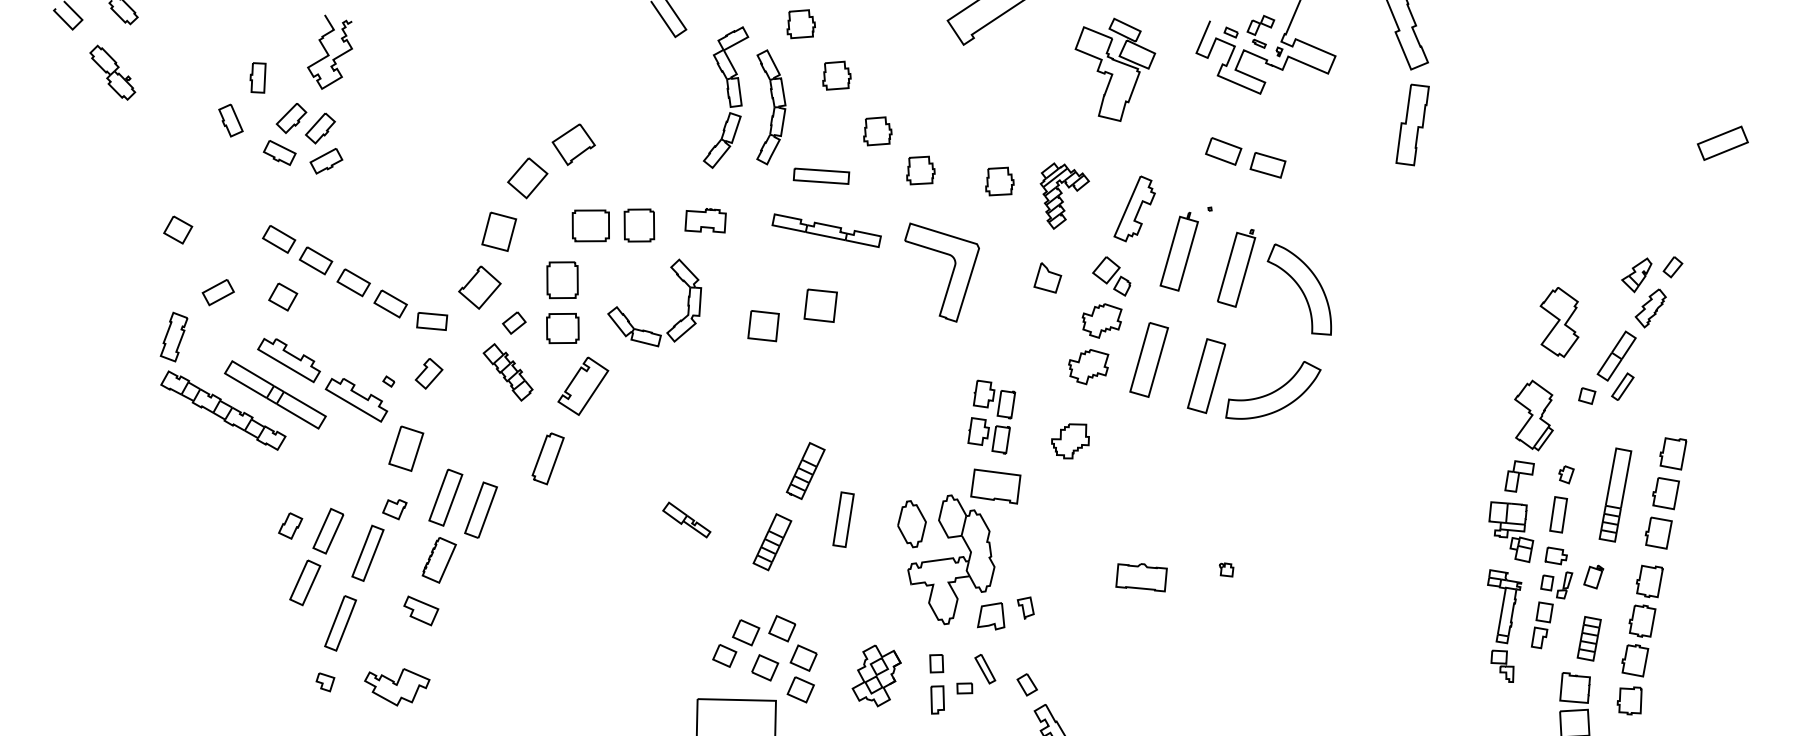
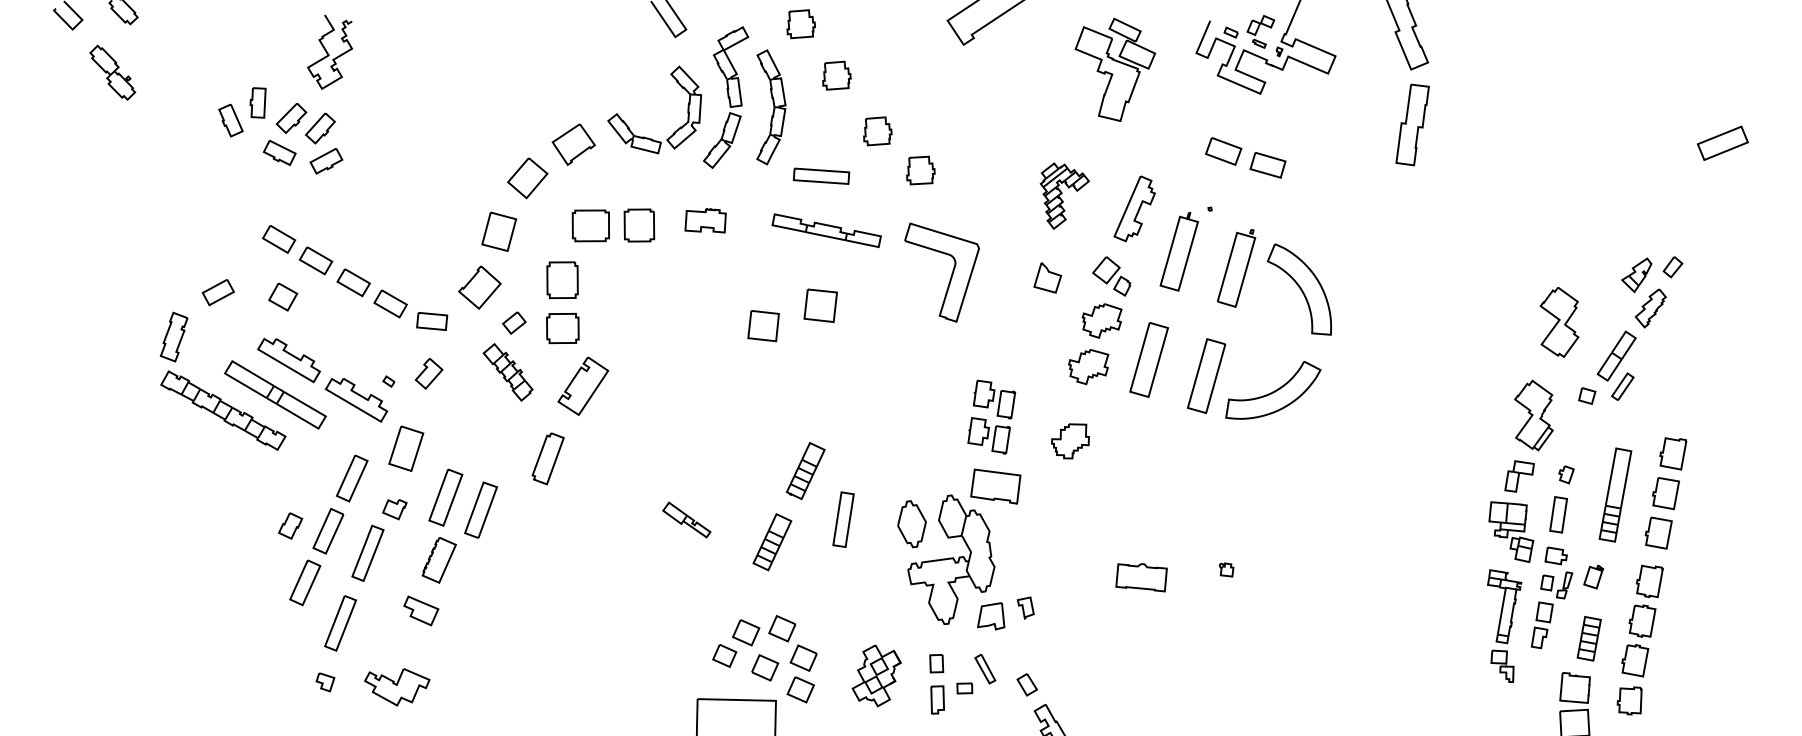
part position: (257, 77) -> (257, 102) (257, 102)
part: present -> none (999, 181)
part: present -> none (178, 229)
part position: (648, 330) -> (648, 137) (648, 137)
part: none -> present (351, 478)
